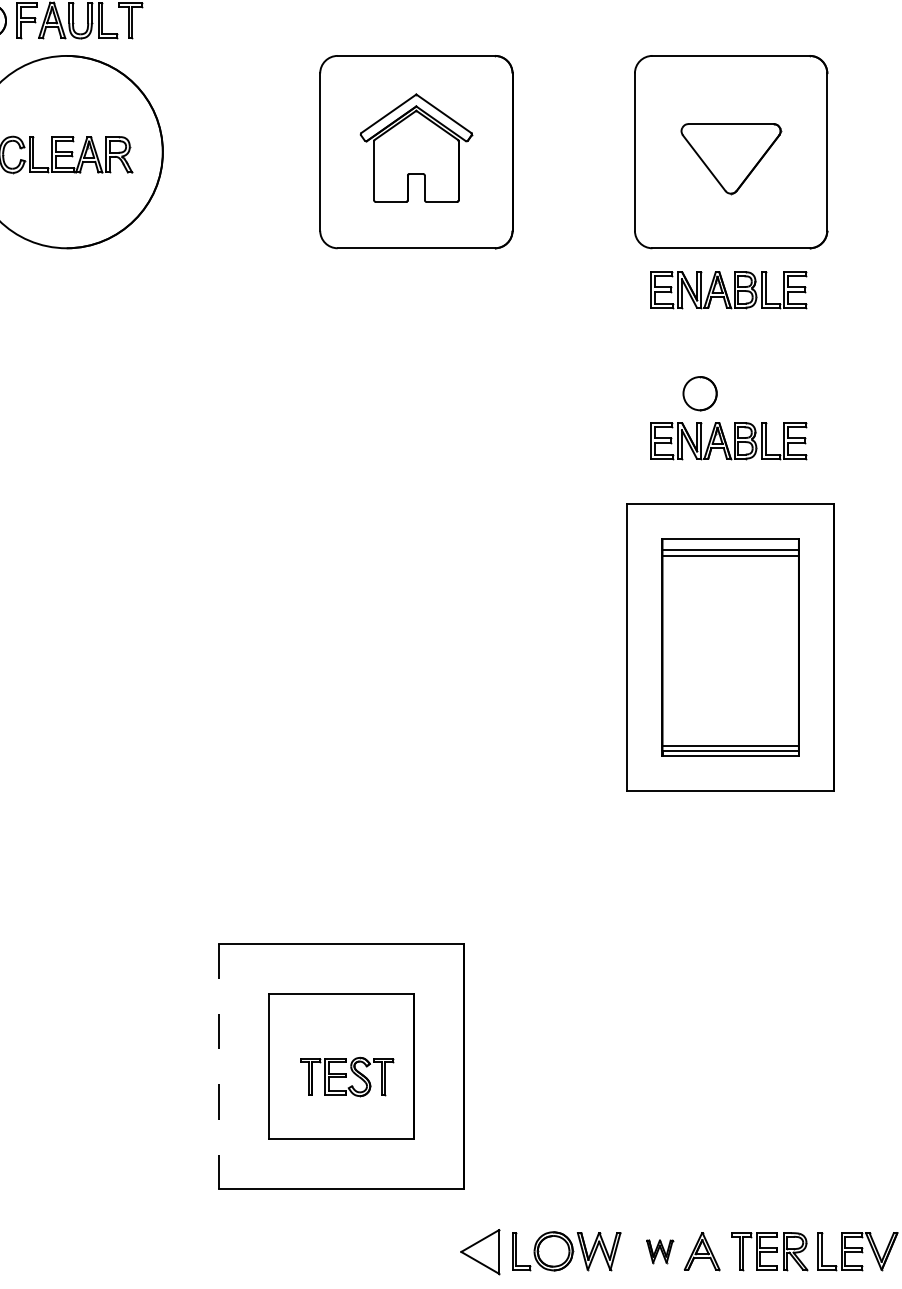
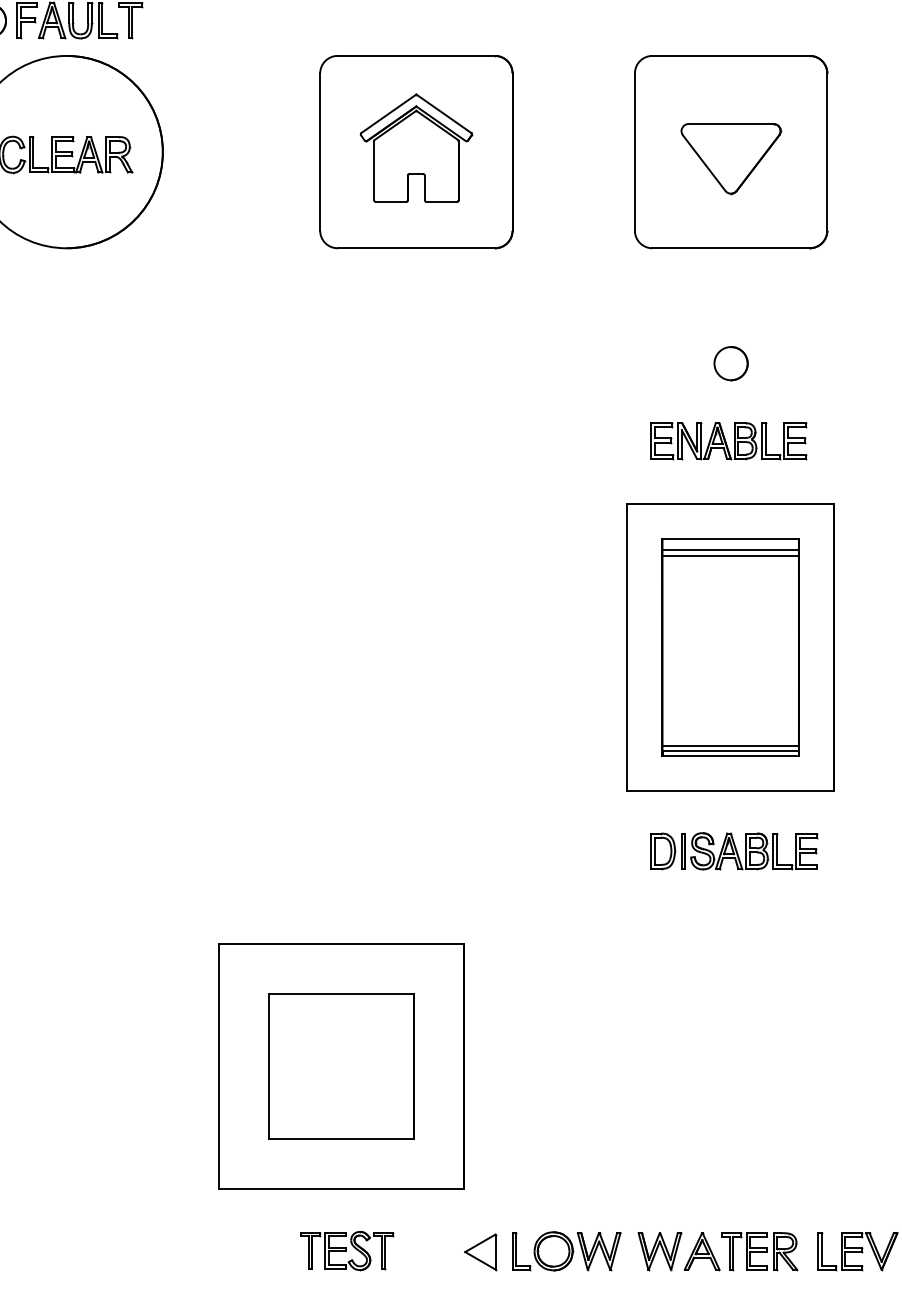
part: present -> none (728, 290)
circle position: (699, 393) -> (730, 363) (730, 363)
part: none -> present (734, 851)
line: dashed -> solid (219, 1067)
part position: (347, 1076) -> (347, 1250) (347, 1250)
part size: 29x26 px -> 46x40 px (659, 1251)
part position: (769, 1251) -> (759, 1251) (759, 1251)
part size: 41x47 px -> 34x39 px (480, 1252)
